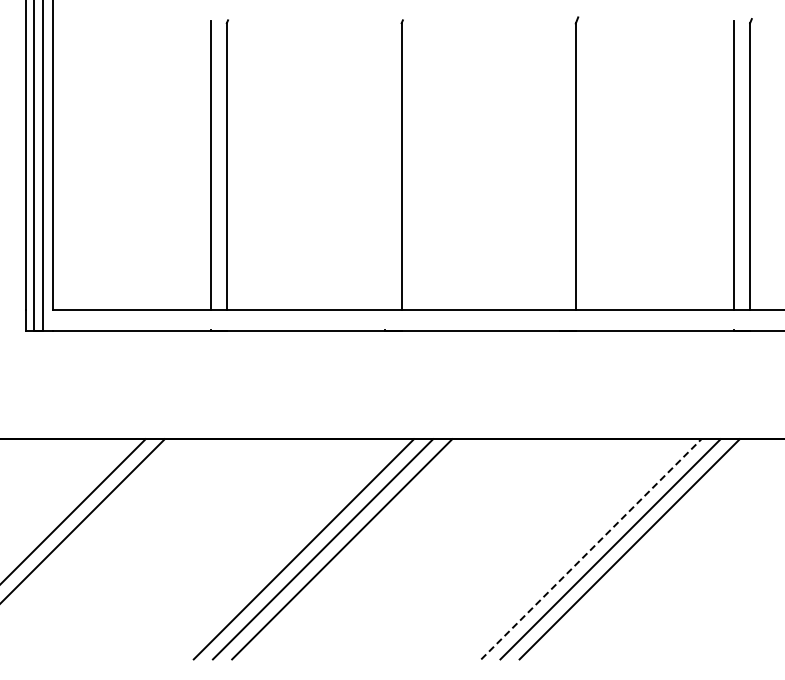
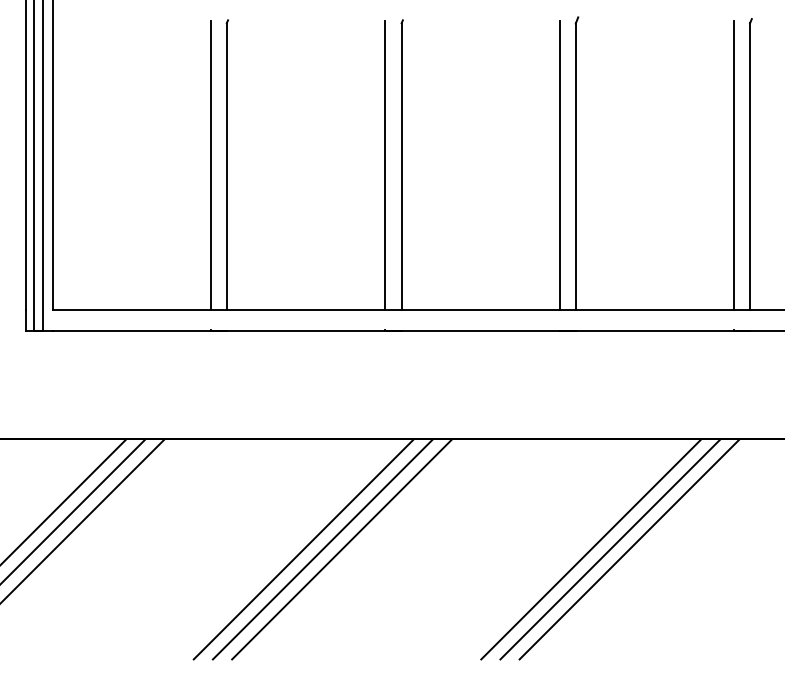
line: none -> present (385, 165)
line: none -> present (559, 165)
line: none -> present (64, 501)
line: dashed -> solid (591, 549)
